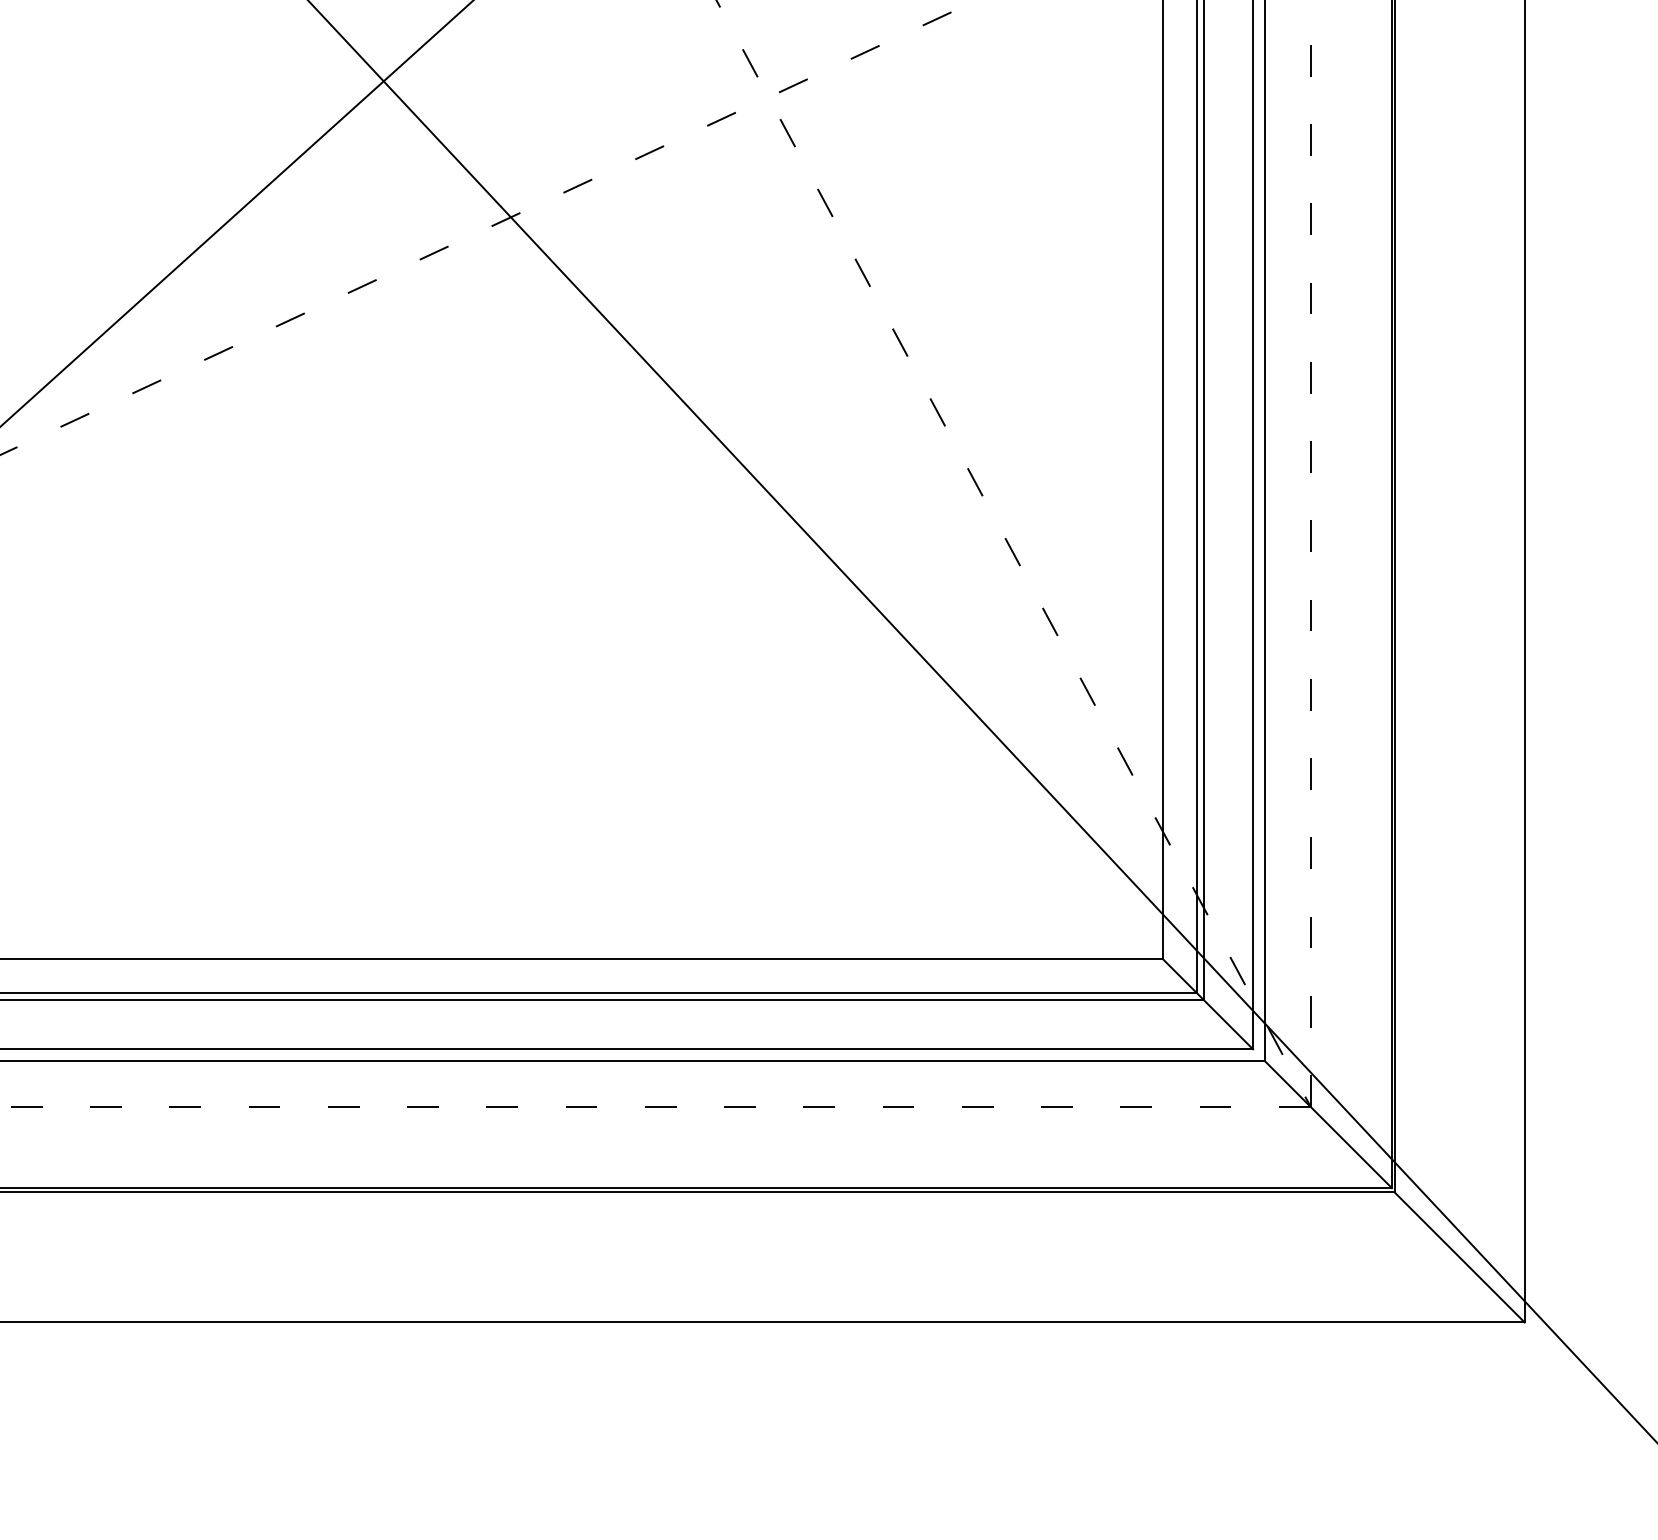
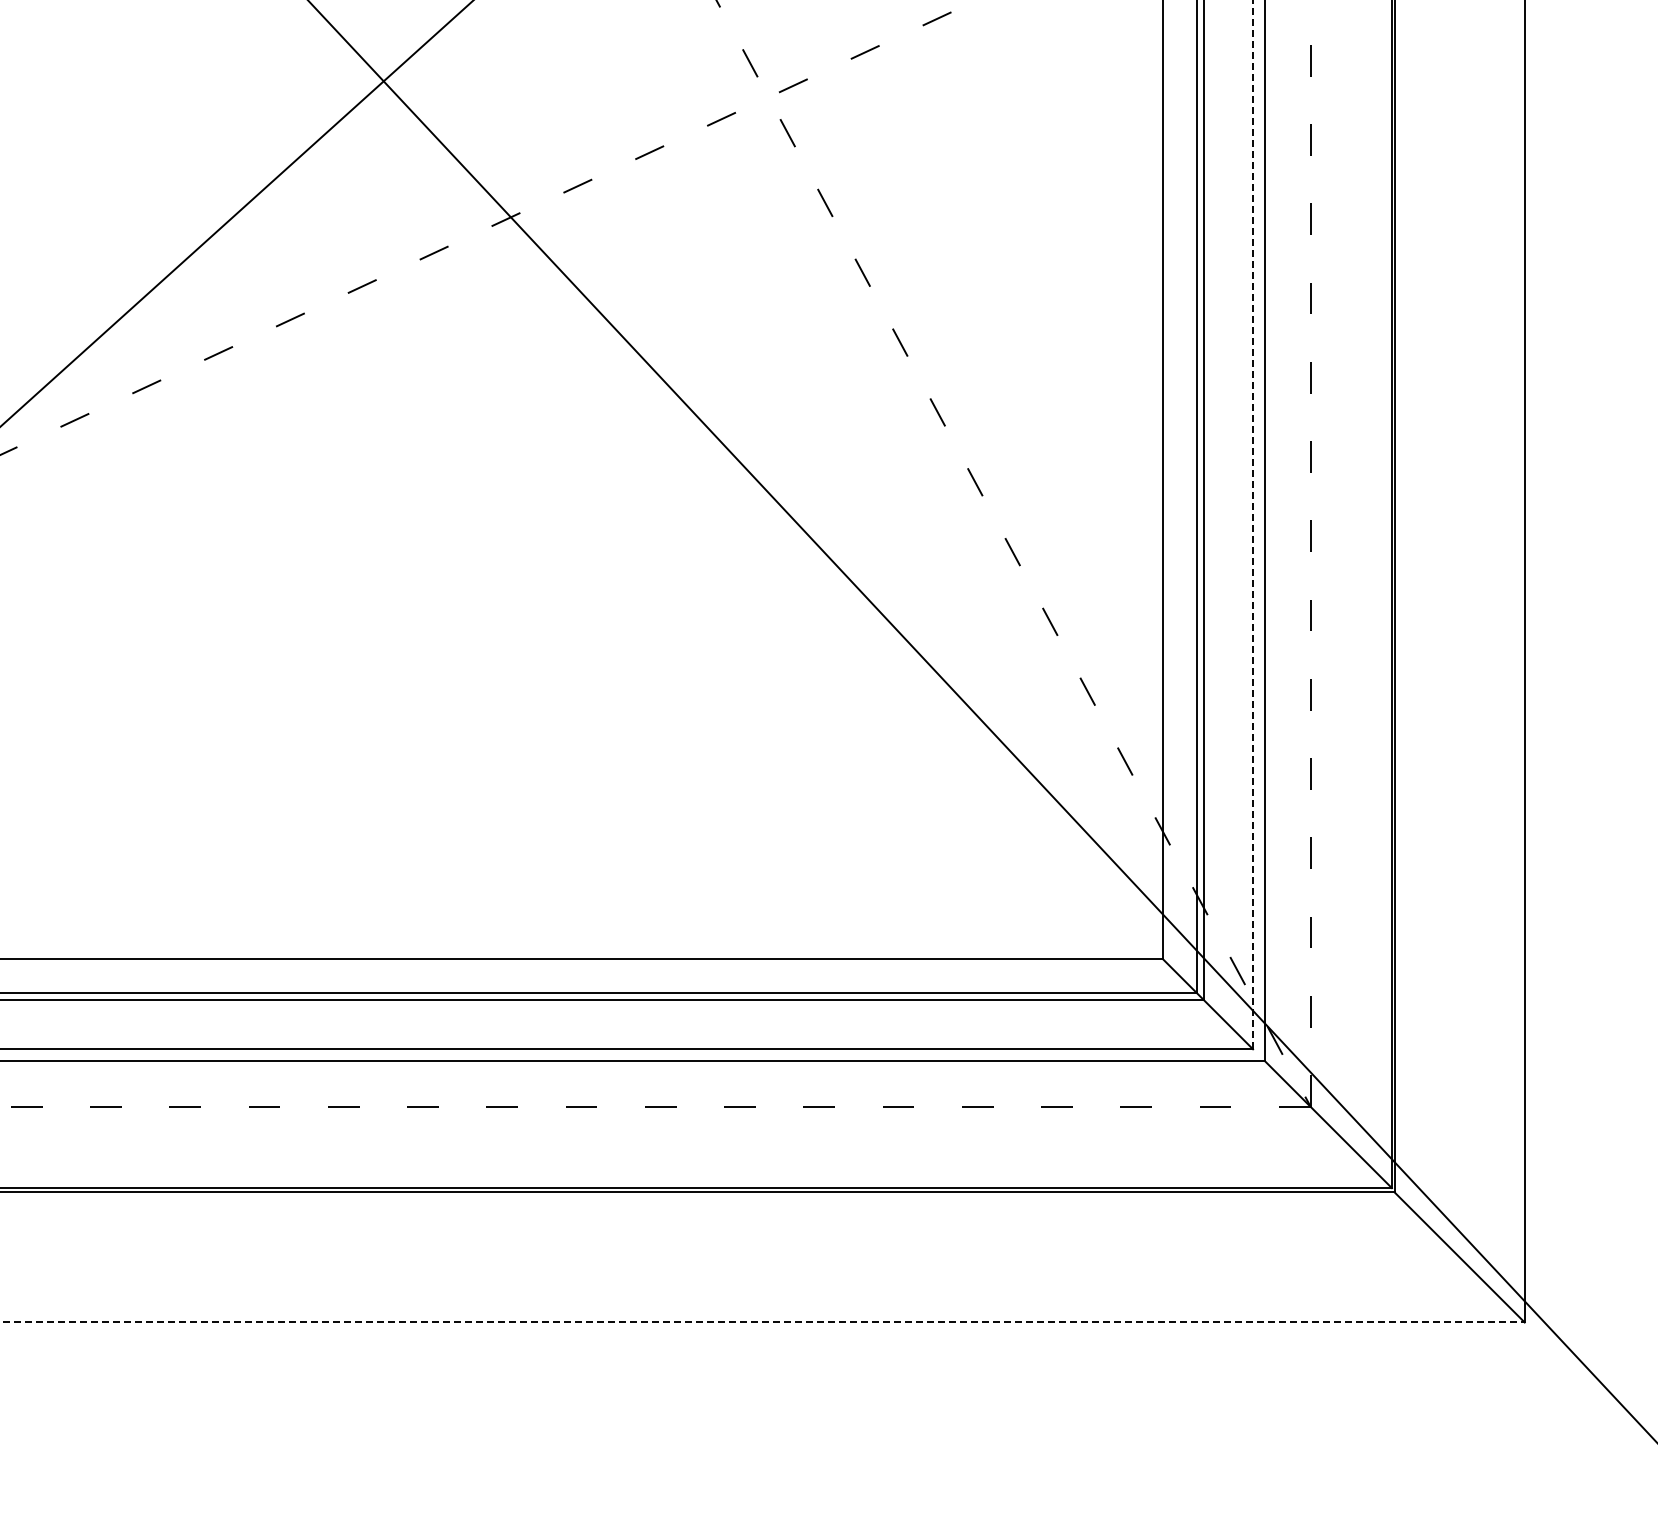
line: solid -> dashed (1253, 524)
line: solid -> dashed (762, 1322)
